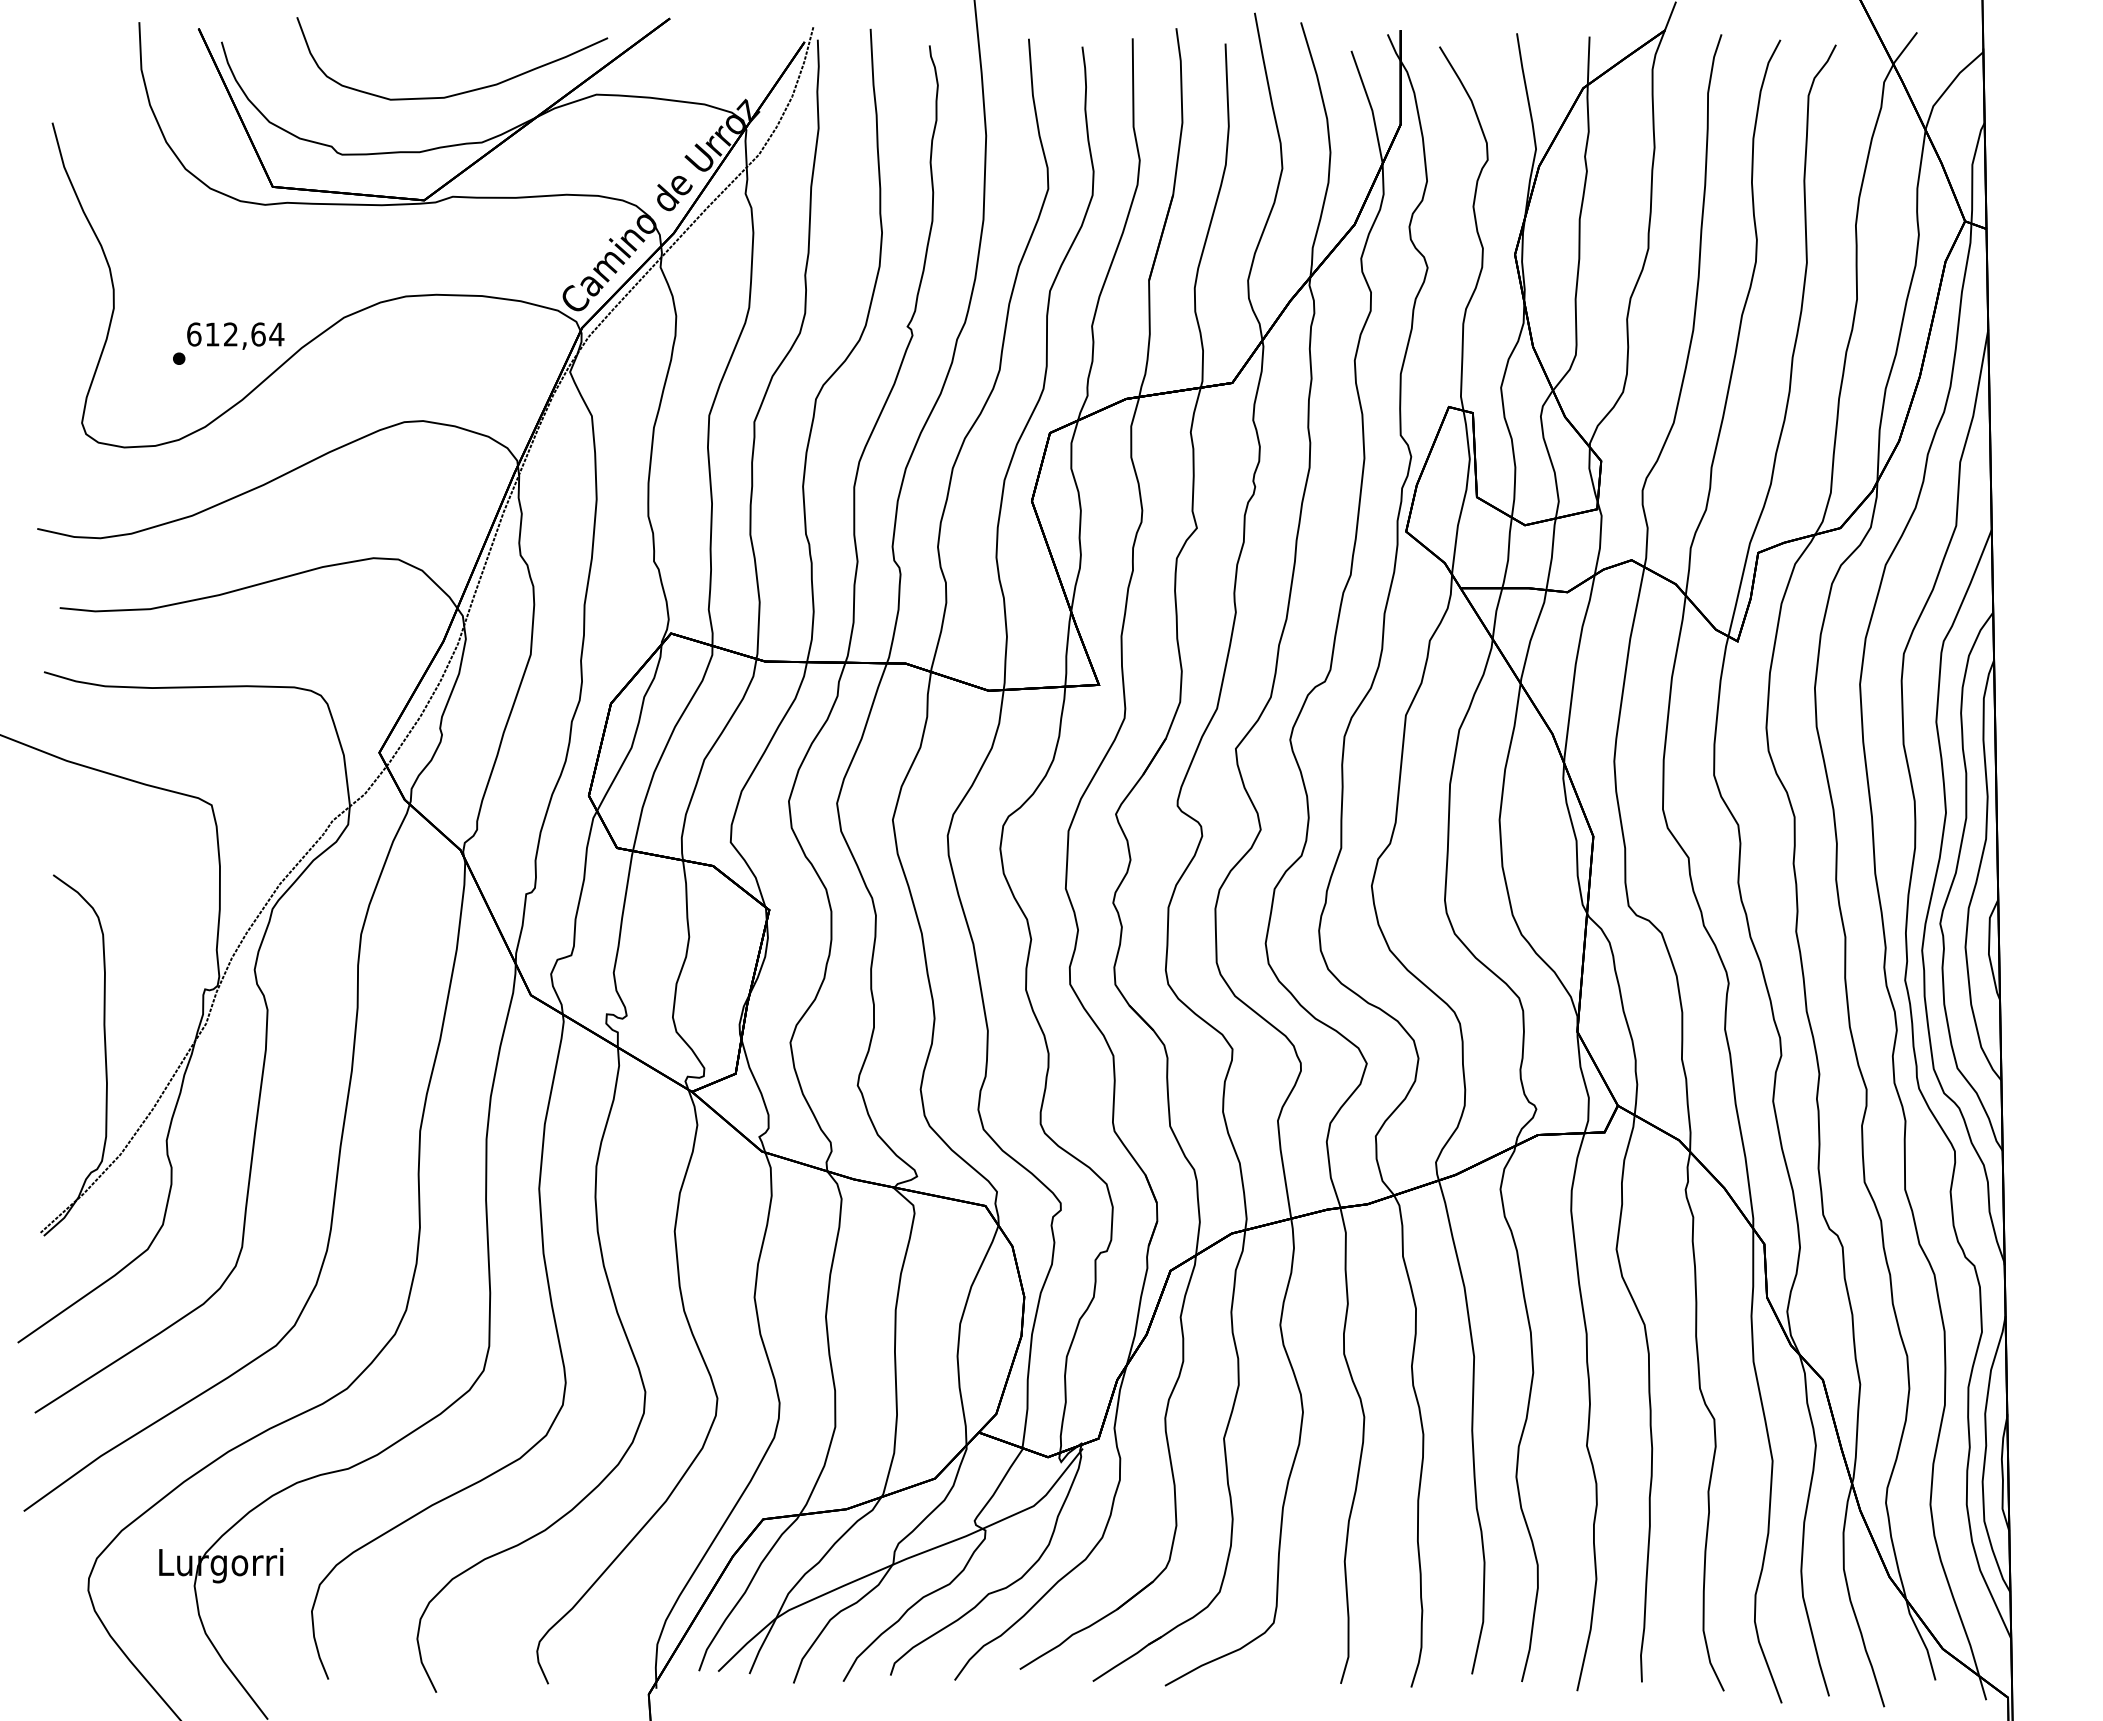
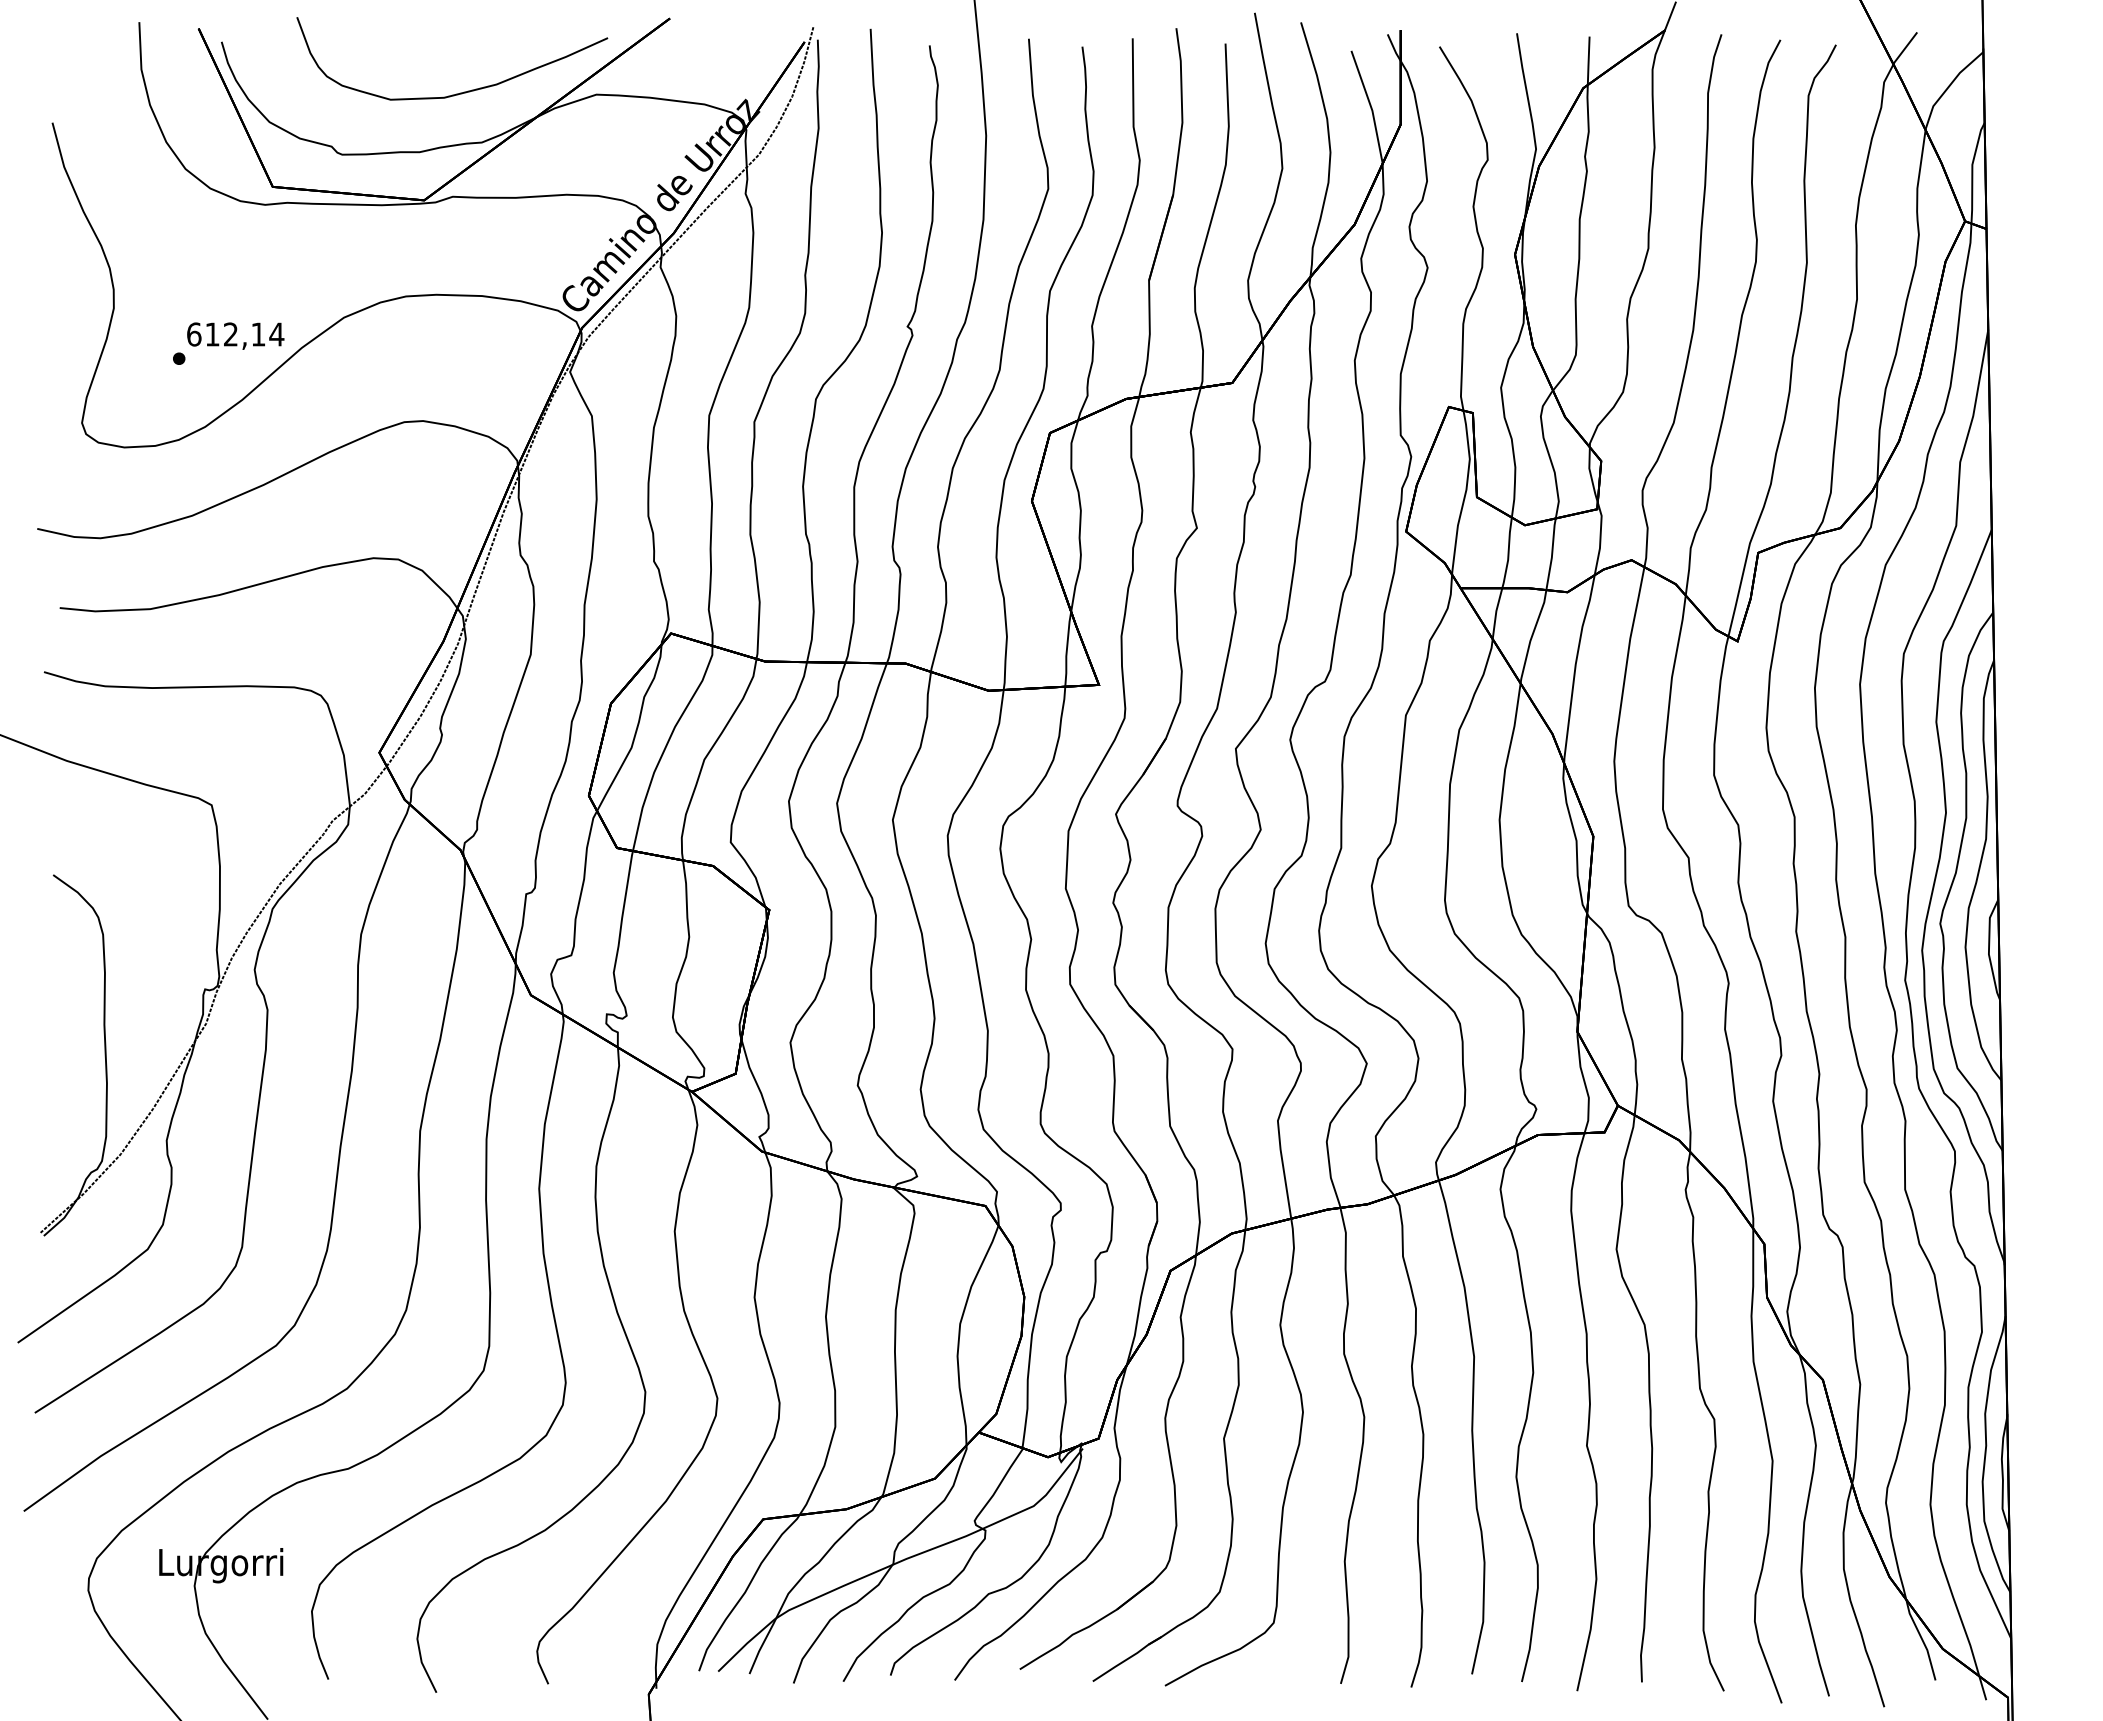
text: 612,64 -> 612,14 (258, 334)
